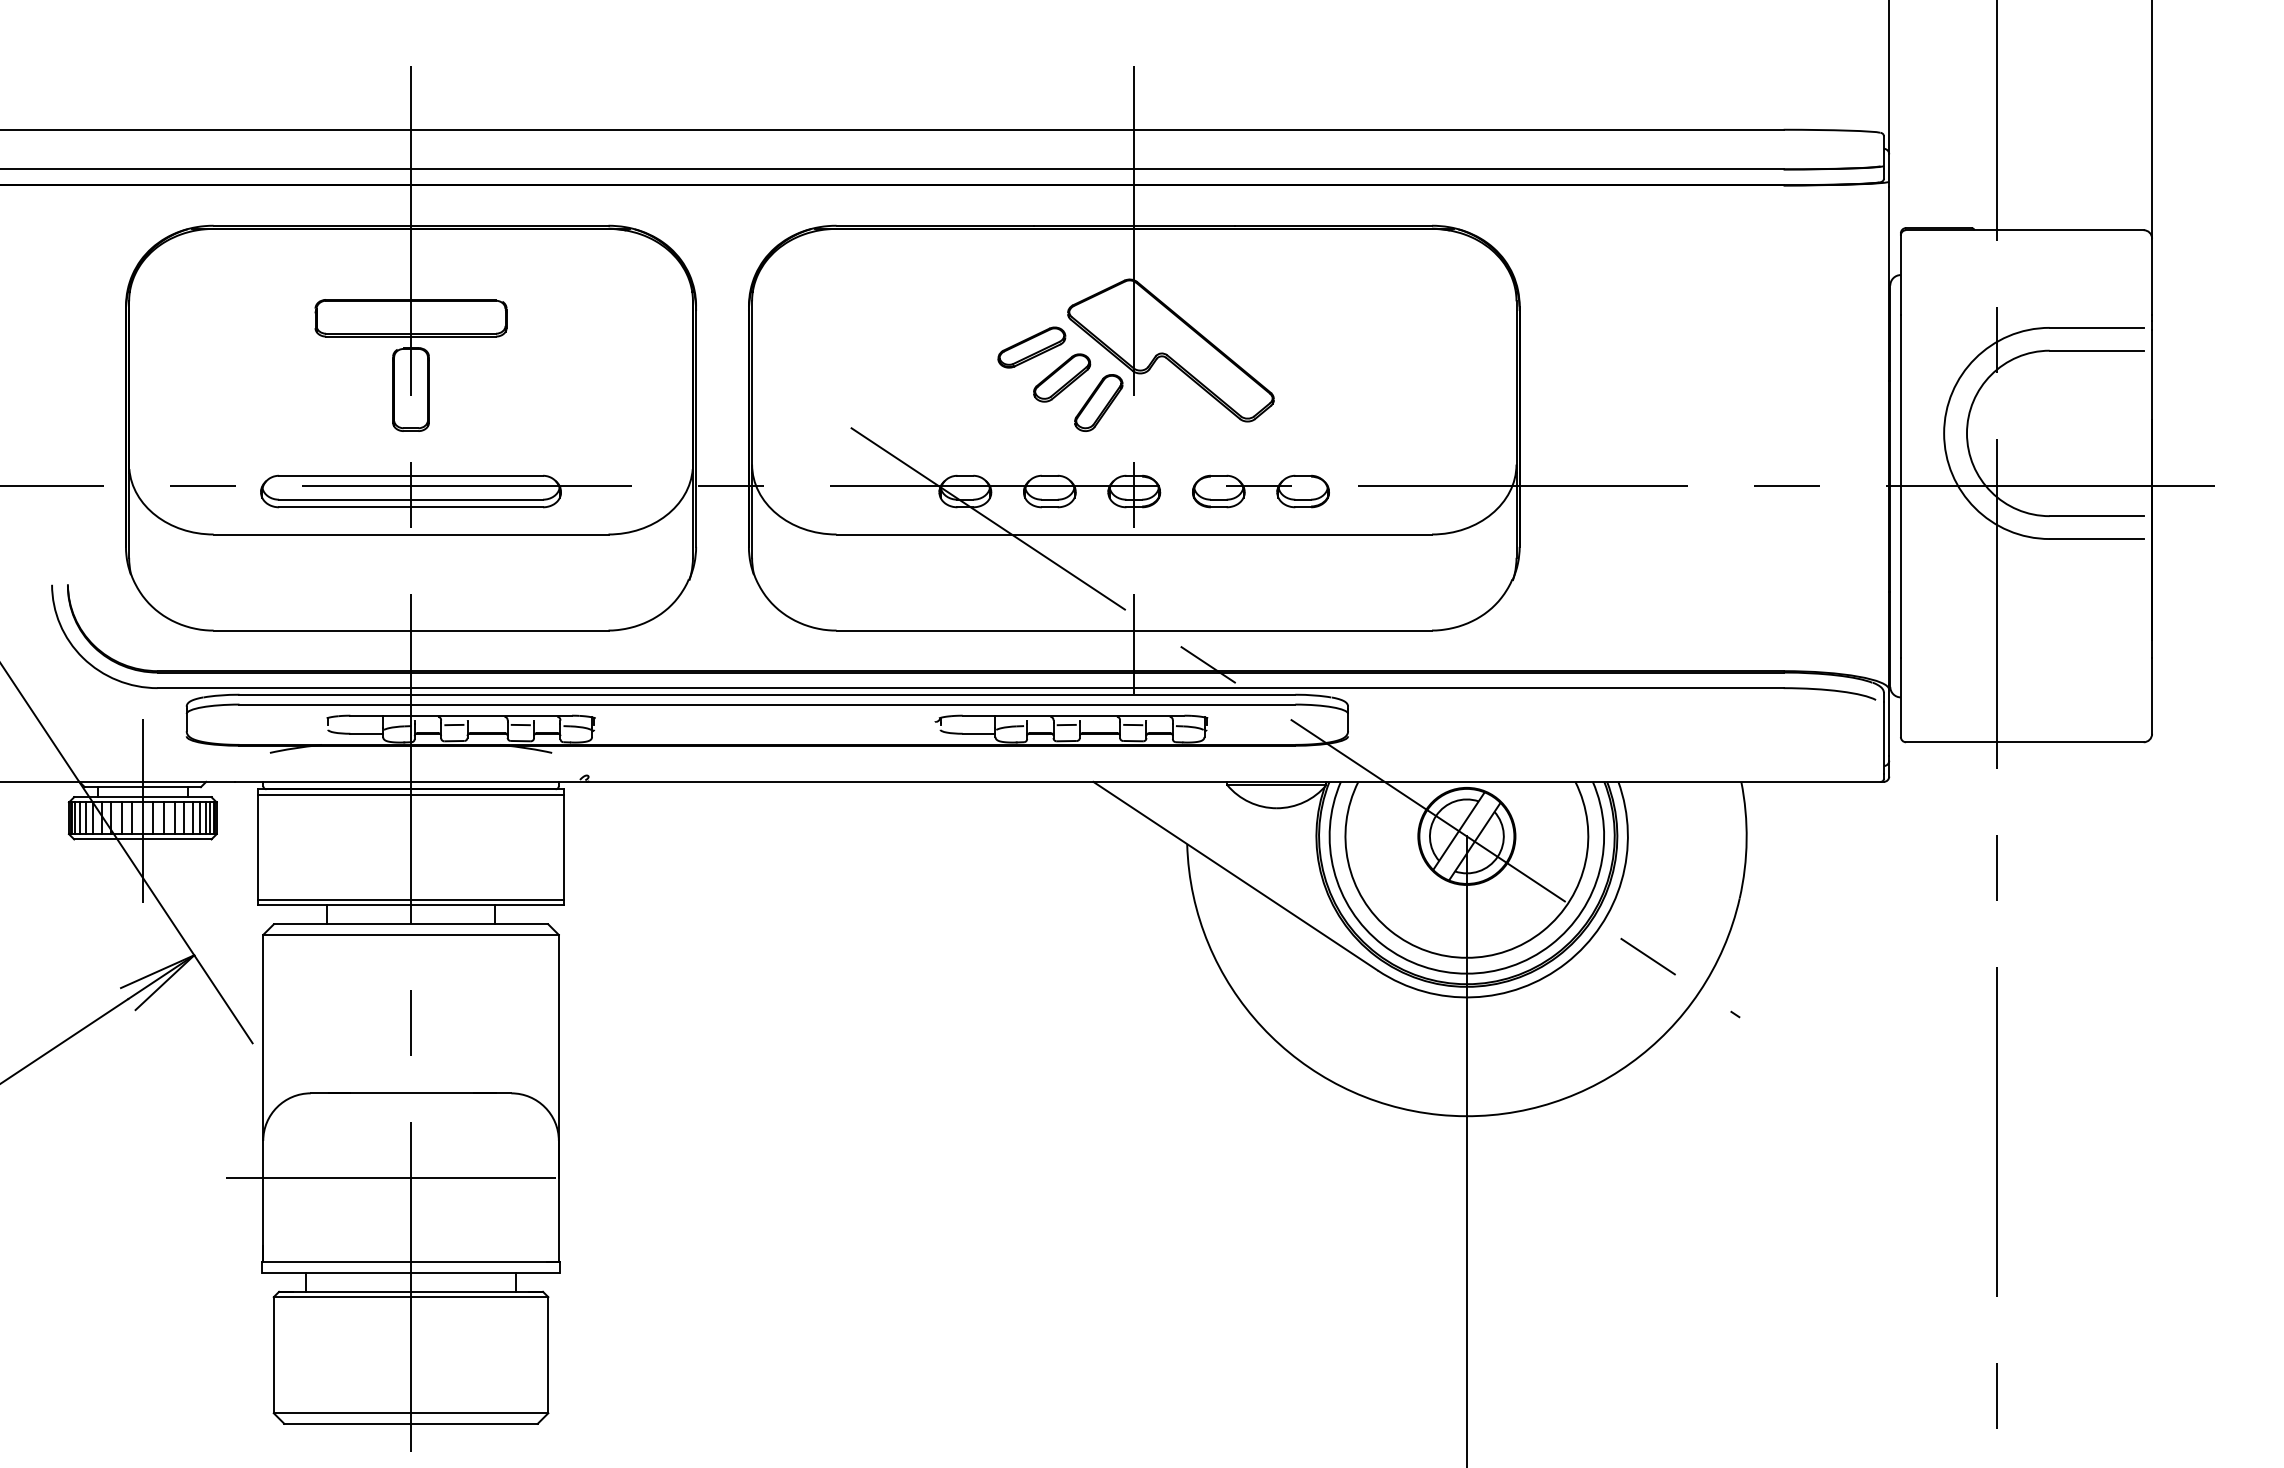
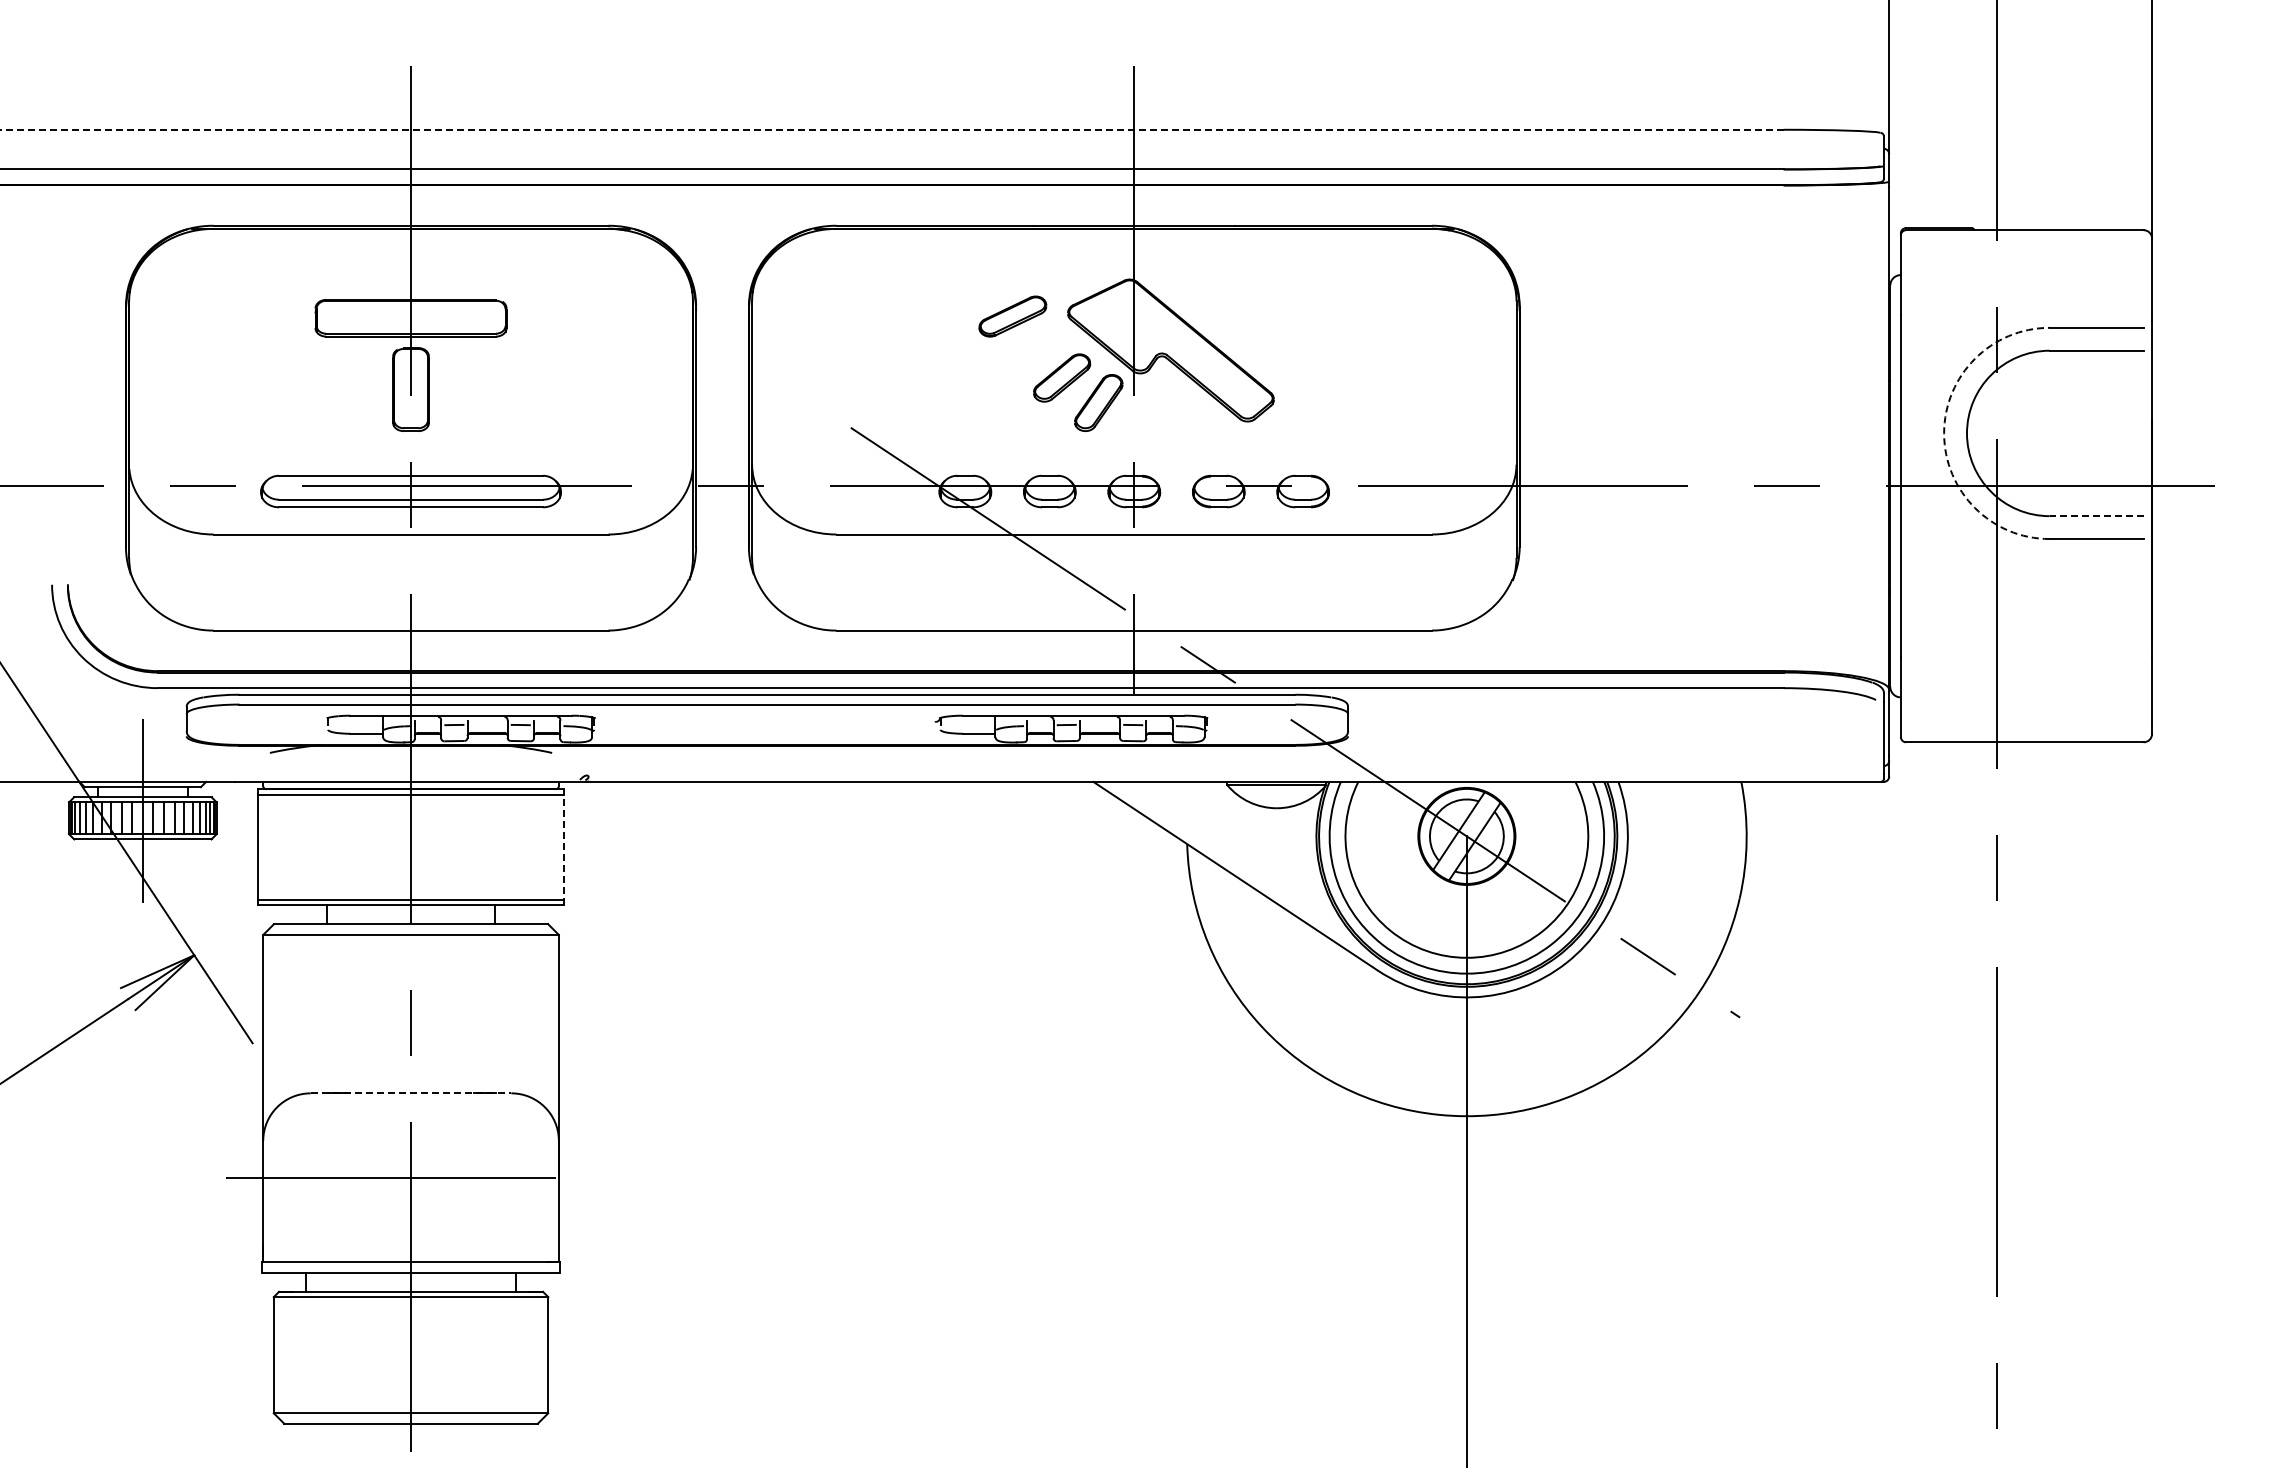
line: solid -> dashed (891, 129)
part position: (1031, 347) -> (1012, 316) (1012, 316)
arc: solid -> dashed (1944, 433)
line: solid -> dashed (2096, 516)
line: solid -> dashed (564, 846)
line: solid -> dashed (411, 1093)
